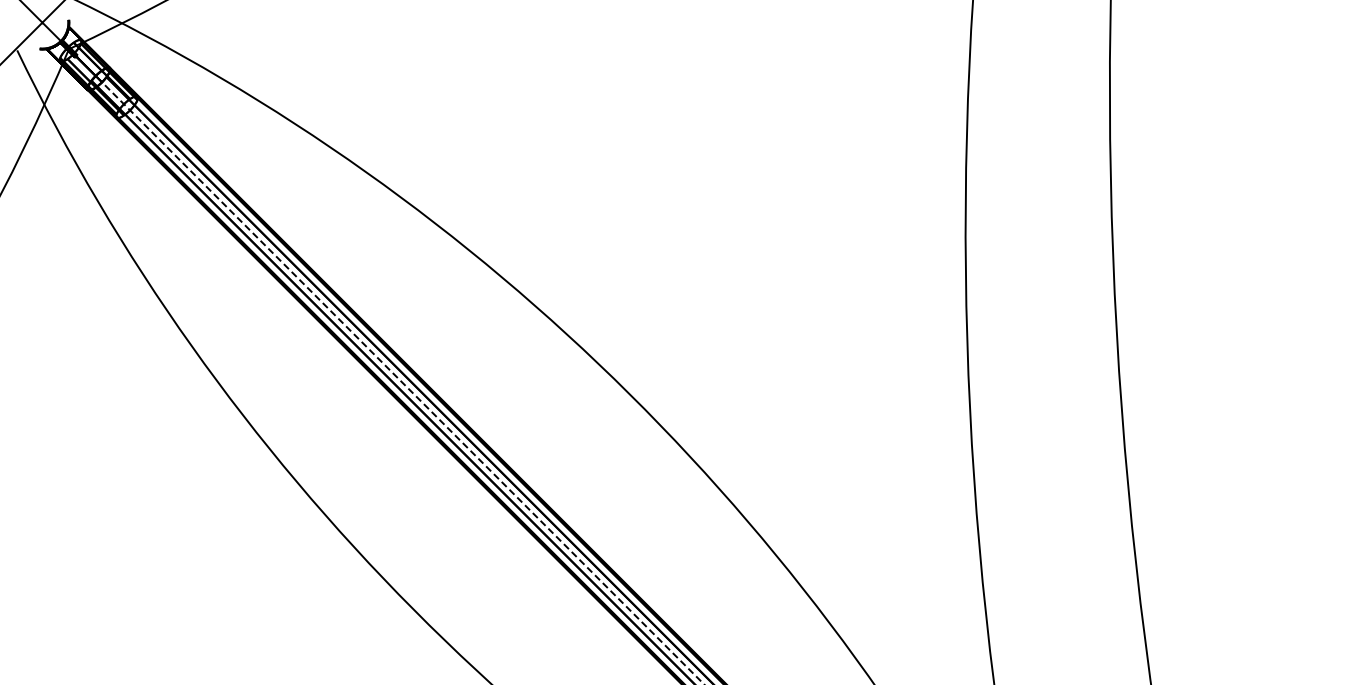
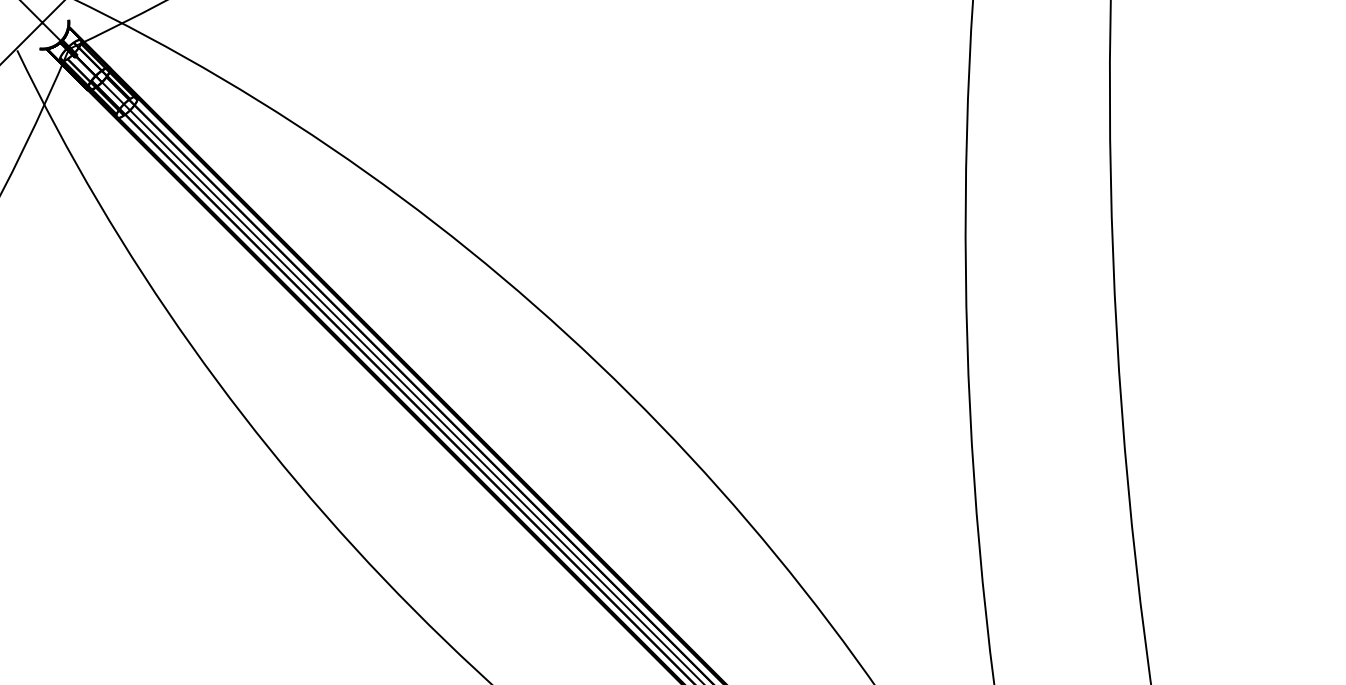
line: dashed -> solid (396, 377)
